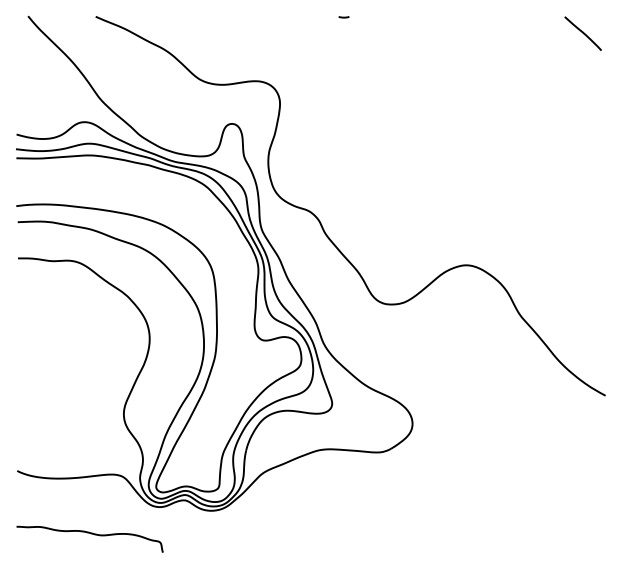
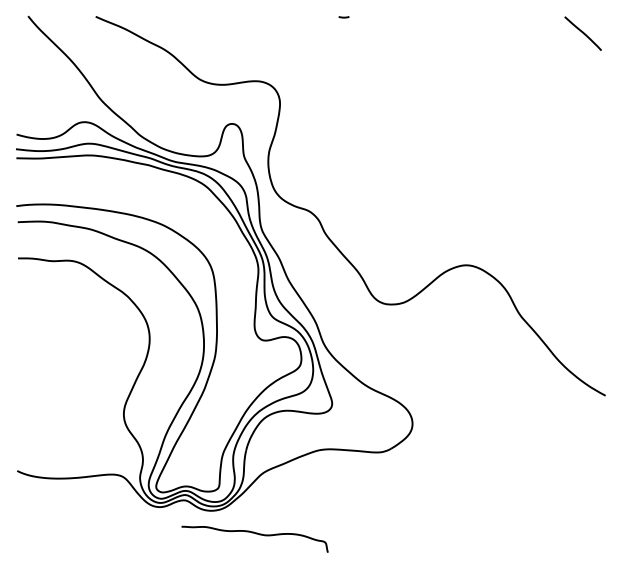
curve position: (90, 534) -> (255, 534) (255, 534)
